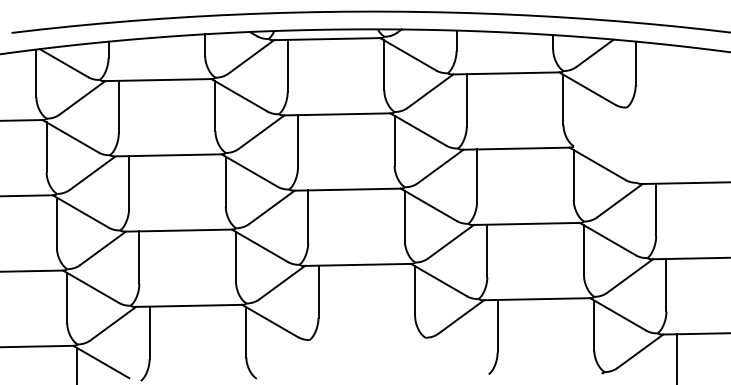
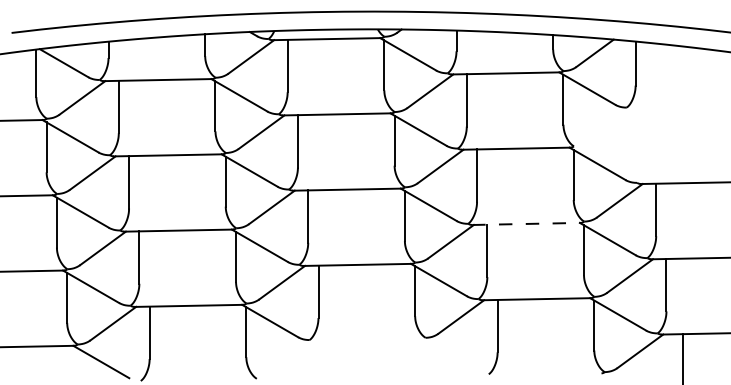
line: solid -> dashed (527, 223)
line position: (676, 357) -> (682, 357) (682, 357)
line: present -> none (77, 364)
